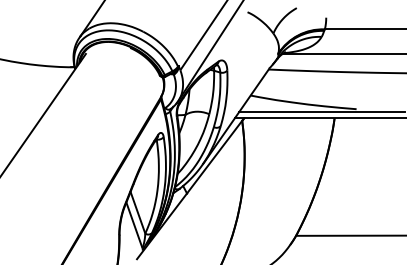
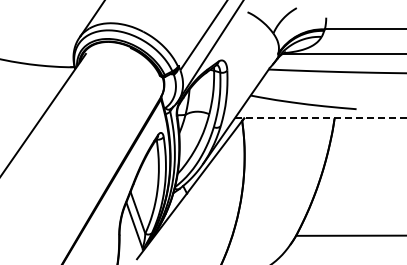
line: present -> none (321, 112)
line: solid -> dashed (320, 118)
